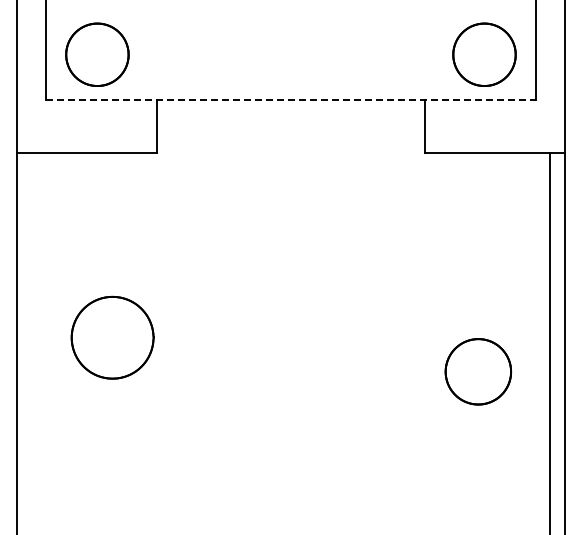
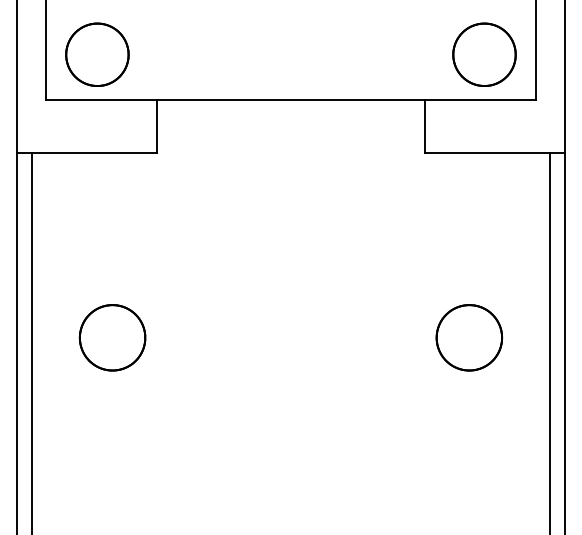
line: dashed -> solid (290, 100)
part size: 85x85 px -> 69x68 px (112, 337)
line: none -> present (32, 342)
part position: (478, 371) -> (469, 337) (469, 337)
